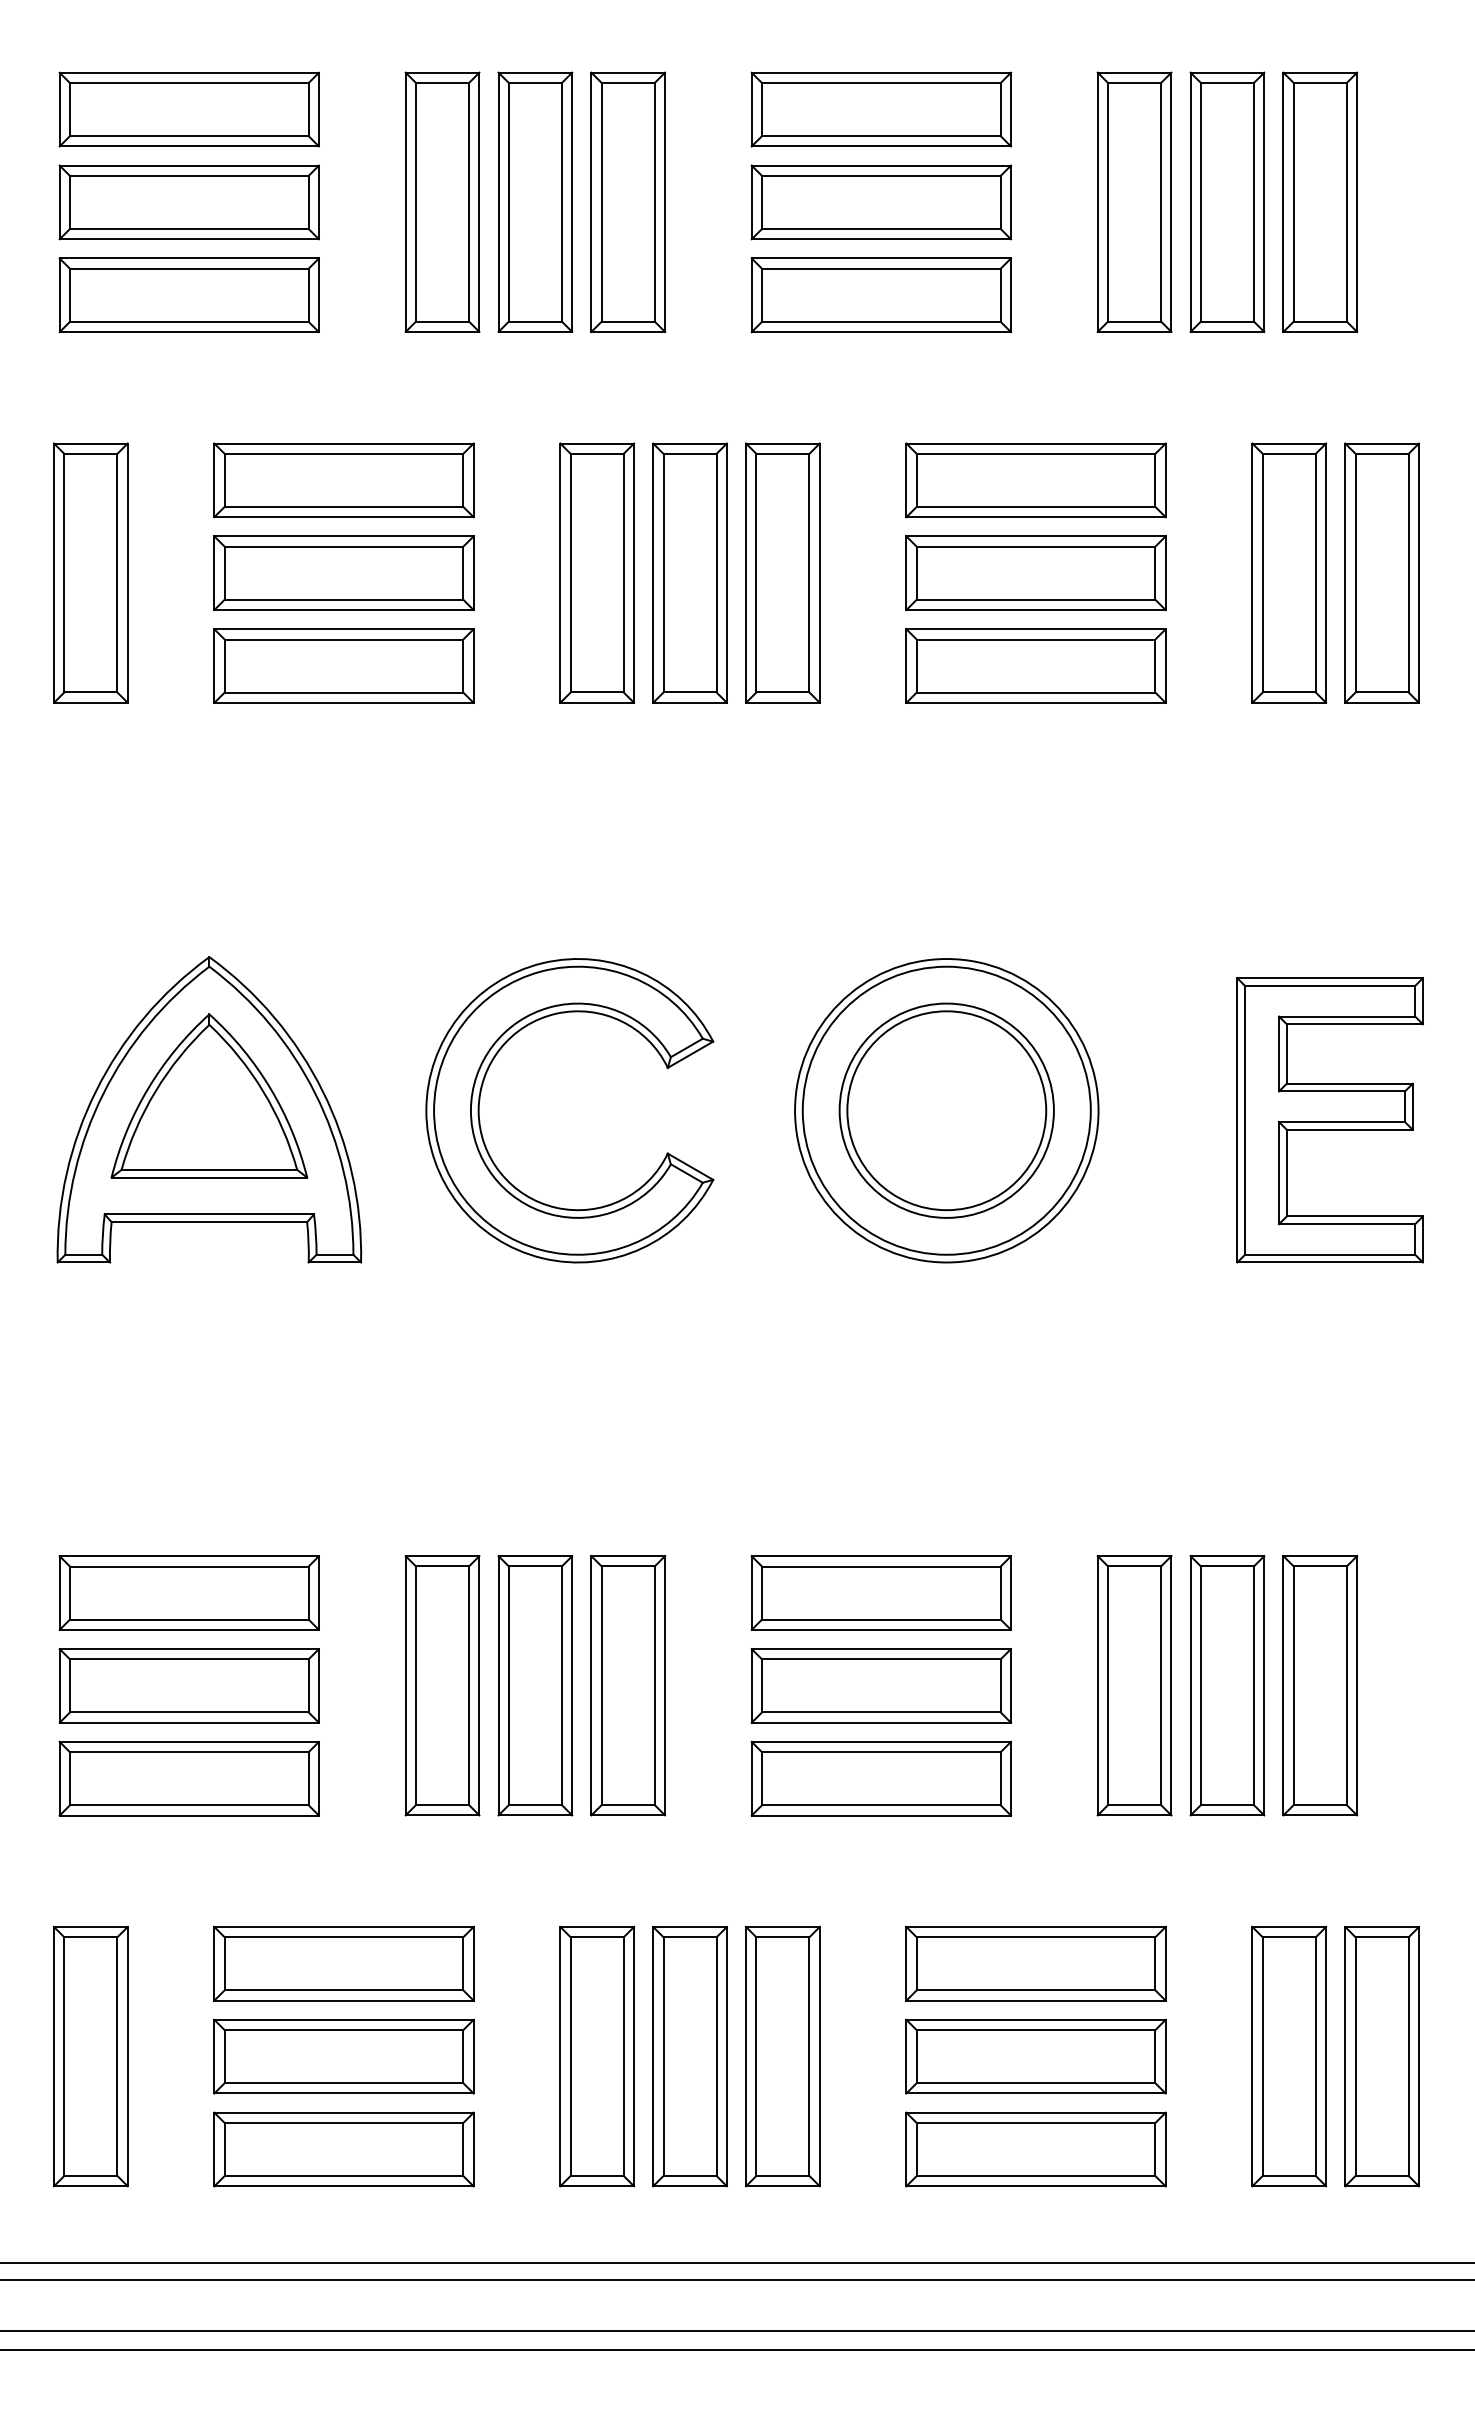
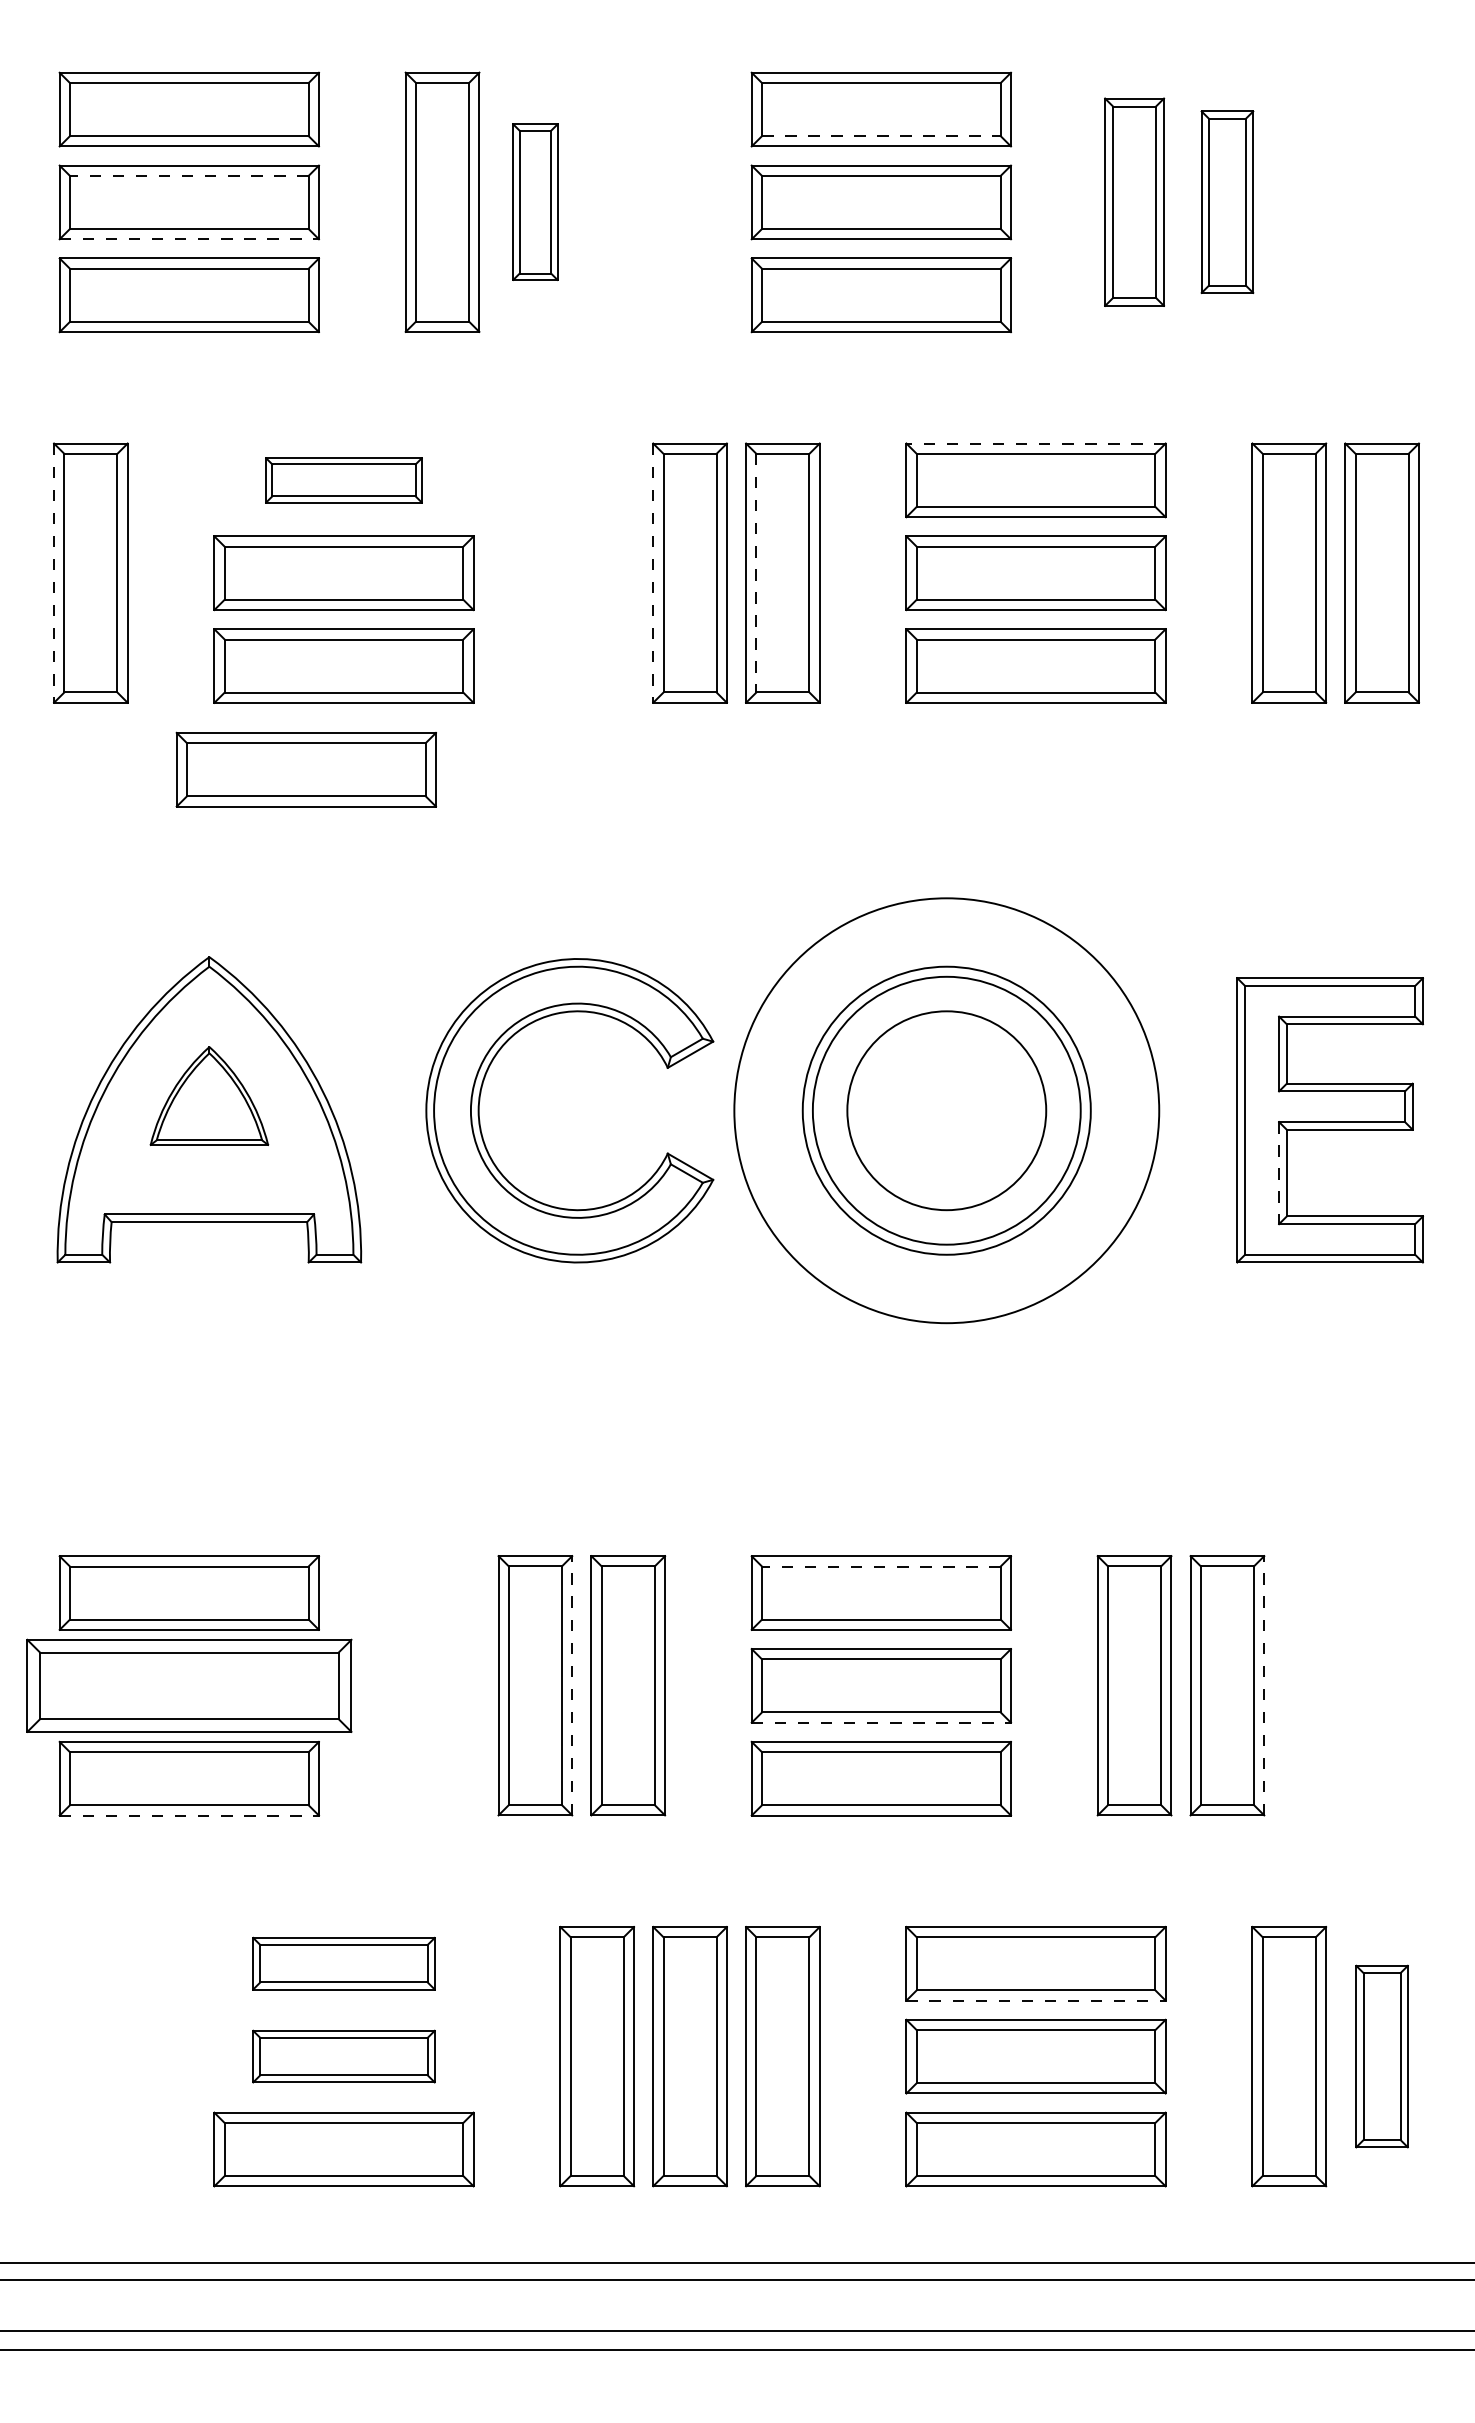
line: solid -> dashed (881, 136)
line: solid -> dashed (188, 175)
part size: 77x262 px -> 47x158 px (535, 201)
part: present -> none (628, 201)
part size: 77x262 px -> 62x210 px (1134, 201)
part size: 77x262 px -> 55x184 px (1227, 201)
part: present -> none (1320, 201)
line: solid -> dashed (189, 239)
line: solid -> dashed (1036, 443)
part size: 262x77 px -> 158x47 px (343, 480)
part: present -> none (597, 572)
line: solid -> dashed (54, 573)
line: solid -> dashed (653, 573)
line: solid -> dashed (756, 573)
part: none -> present (306, 769)
part size: 199x166 px -> 121x100 px (209, 1095)
circle diameter: 214 px -> 268 px (946, 1110)
circle diameter: 303 px -> 425 px (946, 1110)
line: solid -> dashed (1279, 1173)
line: solid -> dashed (880, 1566)
part size: 262x76 px -> 327x95 px (189, 1685)
part: present -> none (442, 1685)
line: solid -> dashed (572, 1685)
line: solid -> dashed (1264, 1685)
part: present -> none (1320, 1685)
line: solid -> dashed (881, 1722)
line: solid -> dashed (189, 1815)
part size: 262x77 px -> 184x55 px (343, 1963)
line: solid -> dashed (1036, 2000)
part: present -> none (90, 2056)
part size: 262x77 px -> 184x55 px (343, 2056)
part size: 76x263 px -> 54x185 px (1381, 2056)
